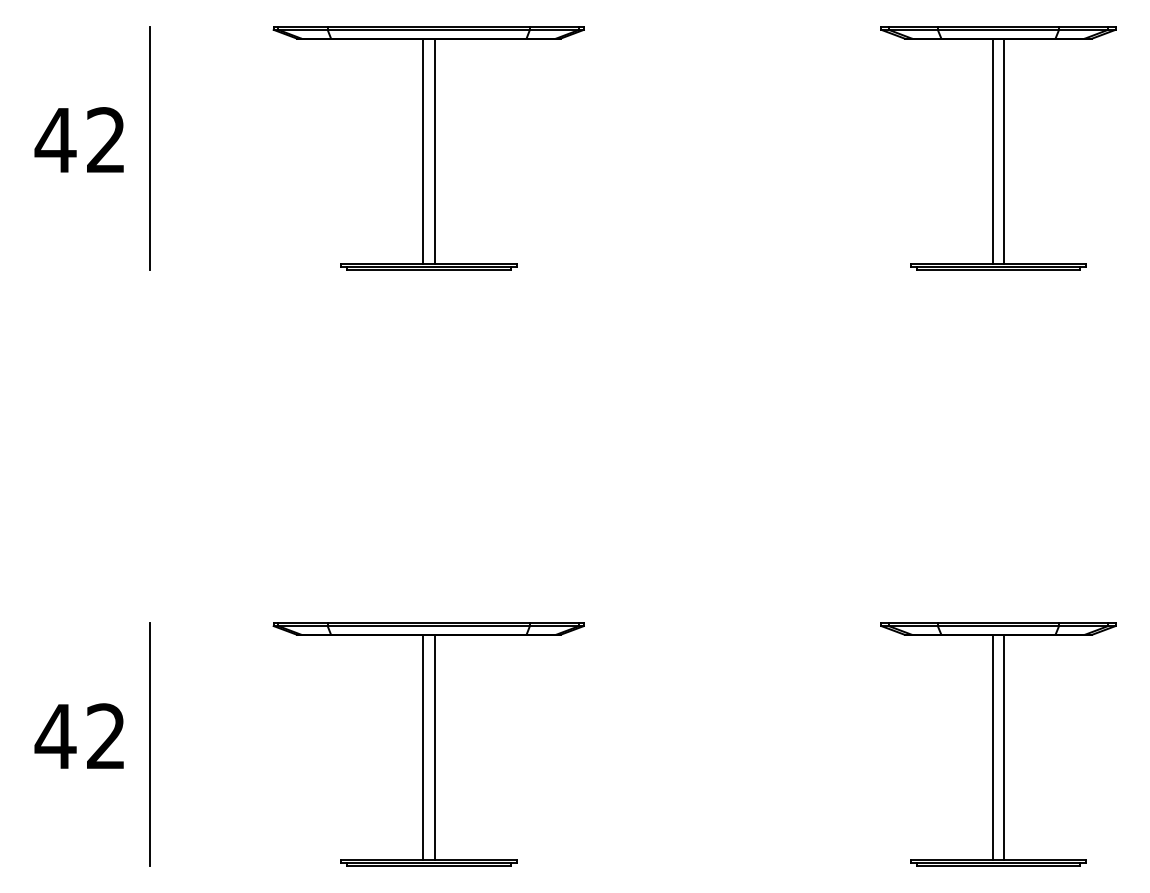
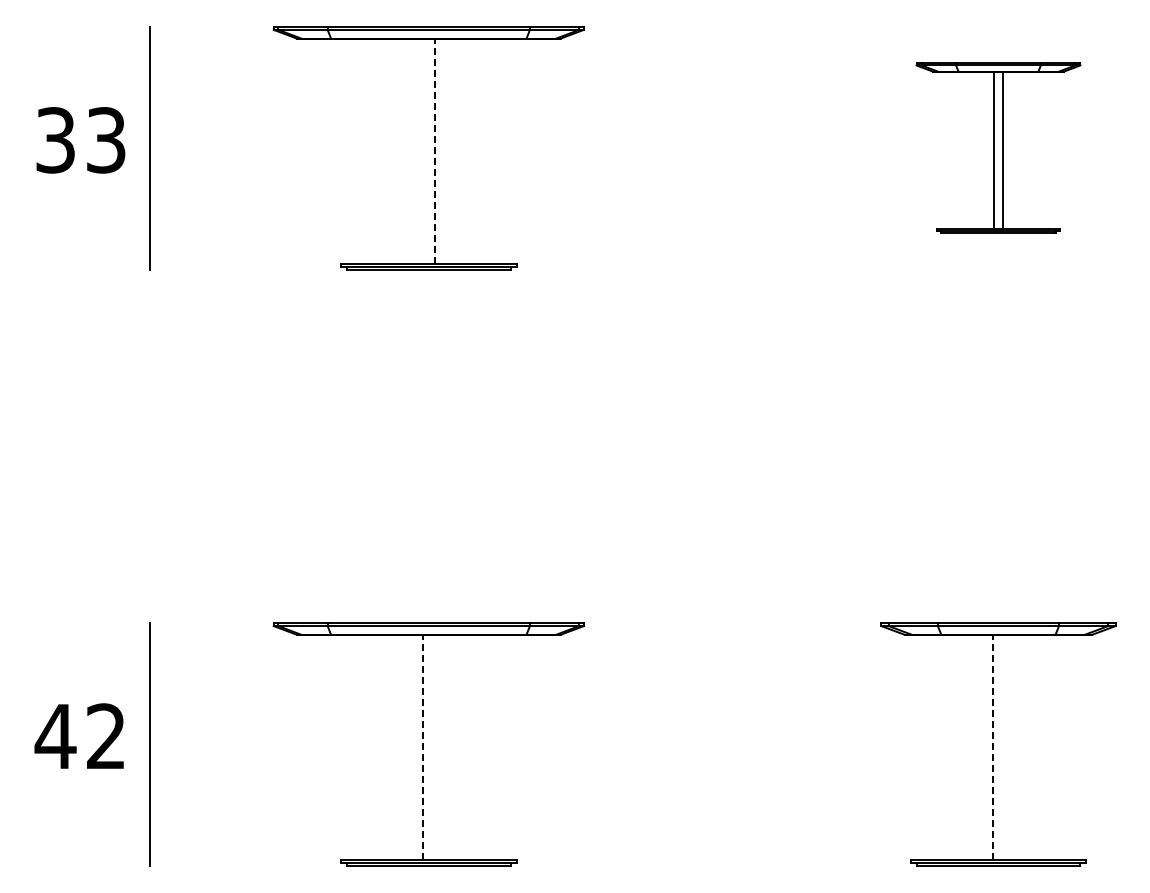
text: 42 -> 33 (79, 140)
part size: 237x245 px -> 167x172 px (998, 147)
line: present -> none (422, 150)
line: solid -> dashed (434, 151)
line: solid -> dashed (422, 747)
line: present -> none (434, 747)
line: solid -> dashed (992, 747)
line: present -> none (1004, 747)
